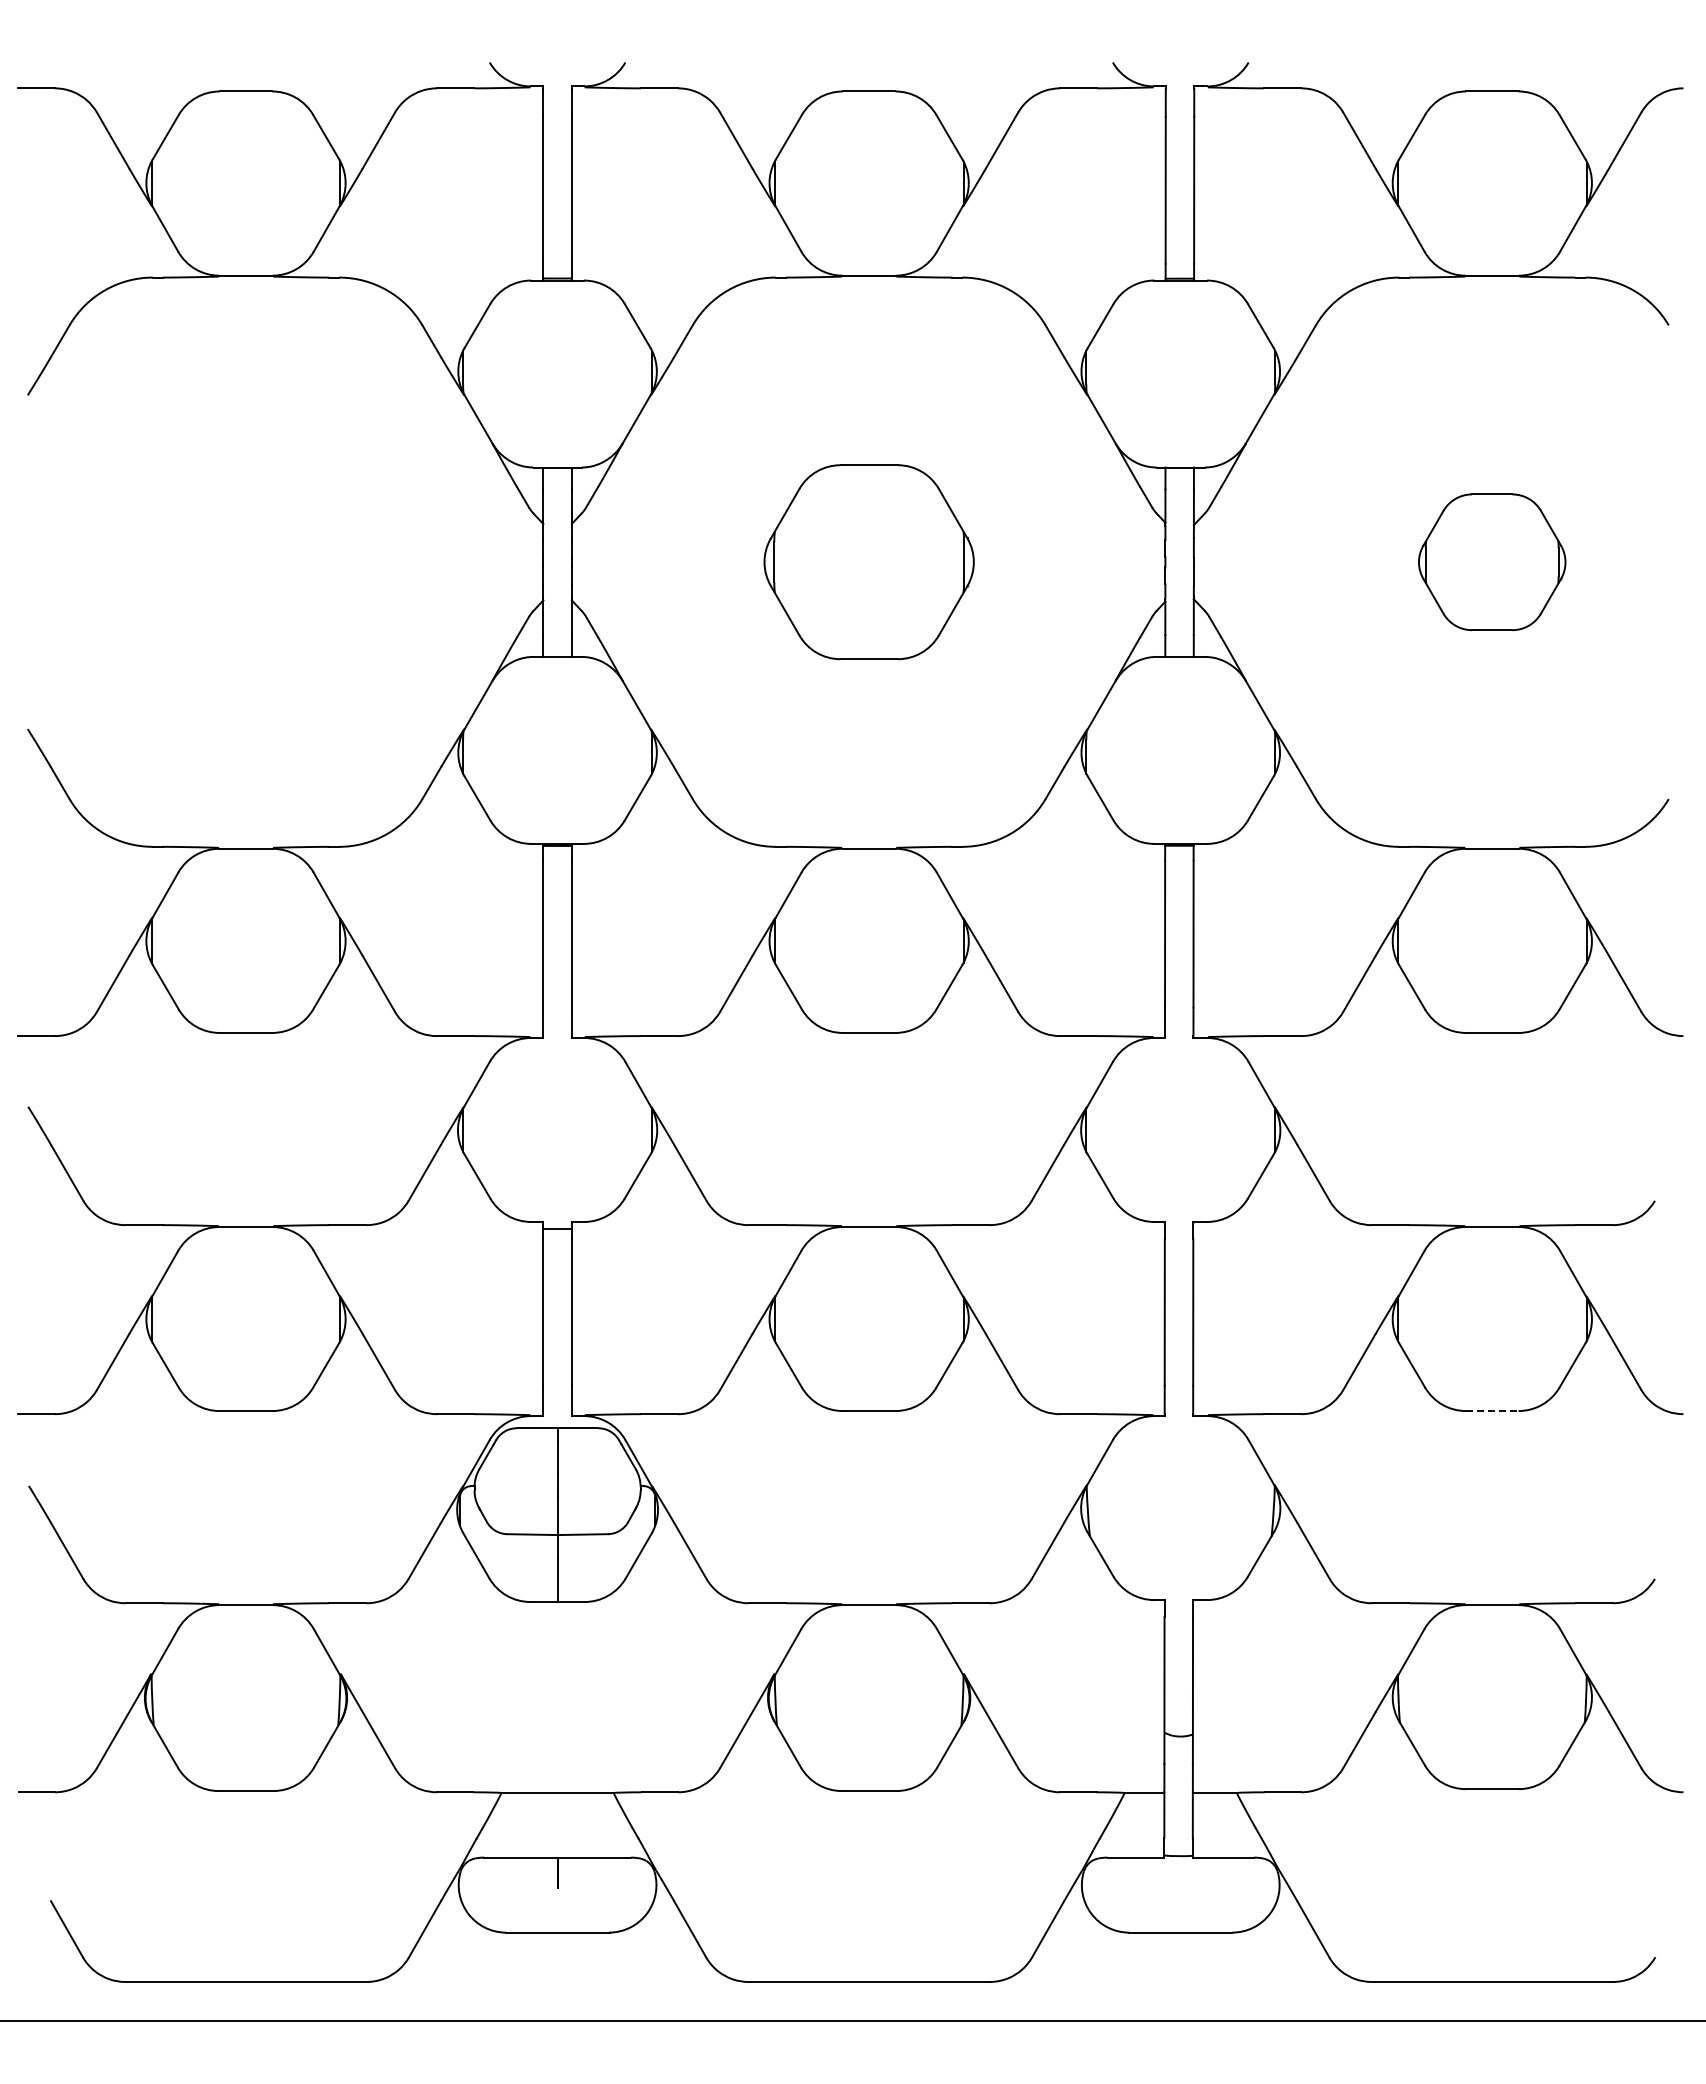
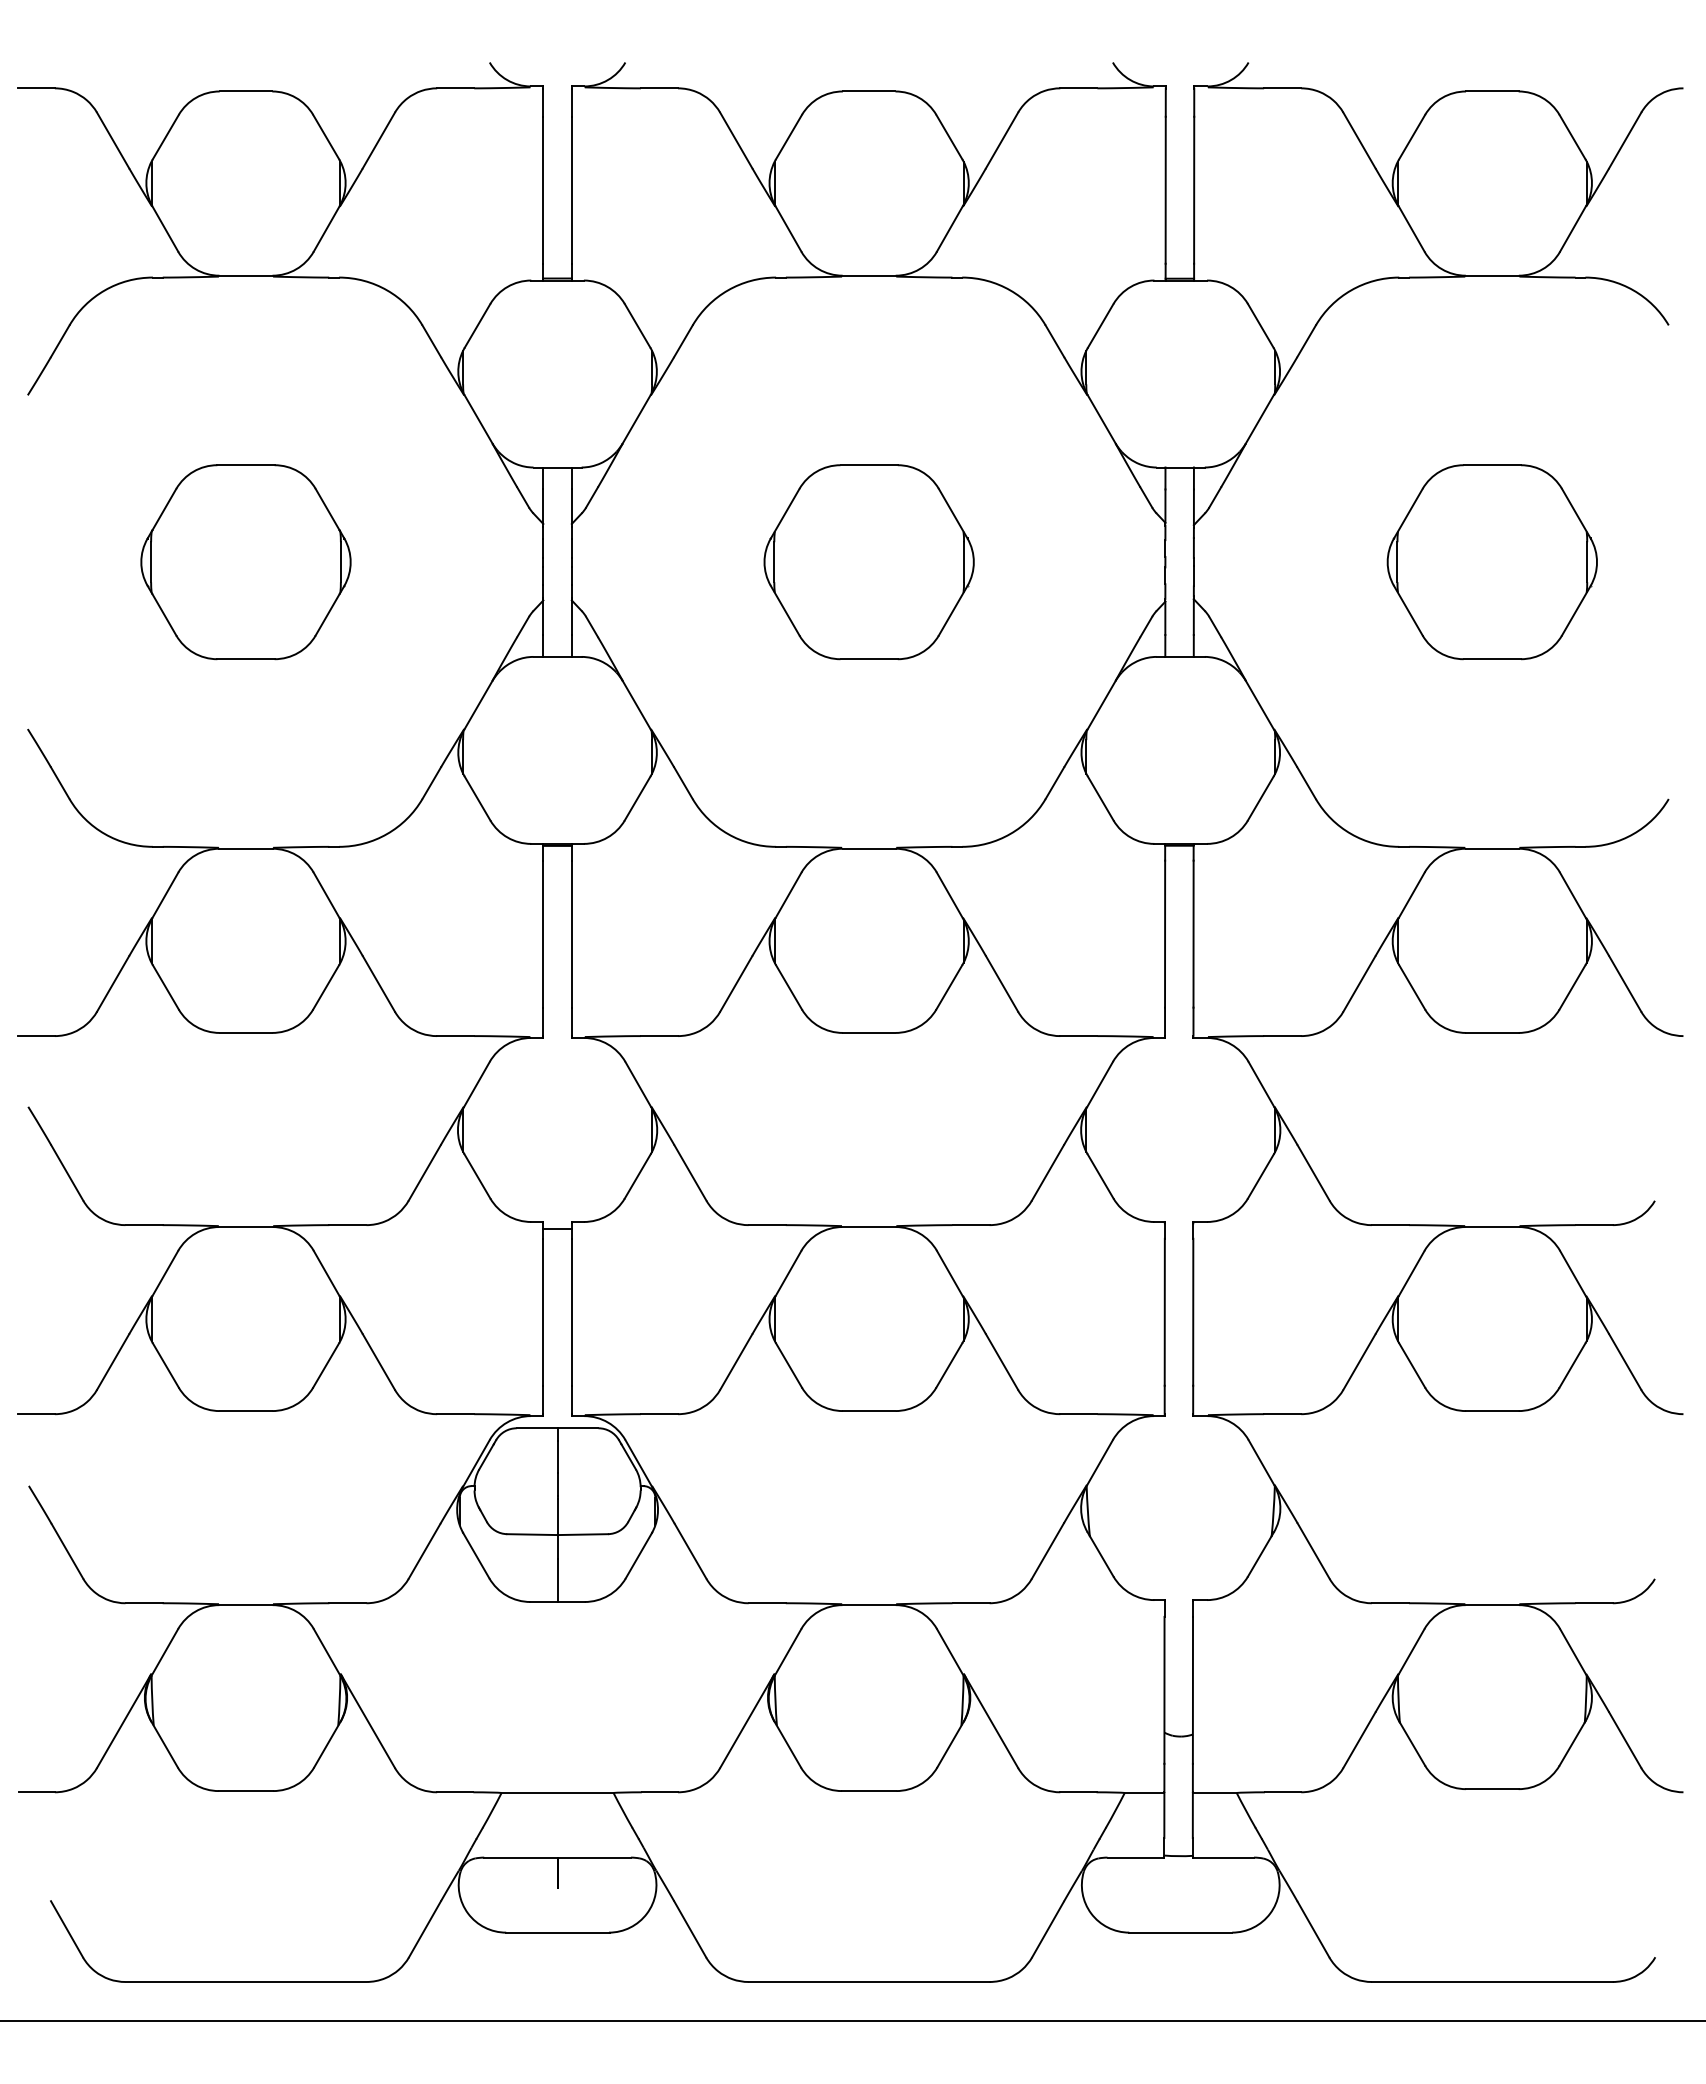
part: none -> present (245, 562)
part size: 149x139 px -> 212x197 px (1491, 562)
line: dashed -> solid (1492, 1411)
